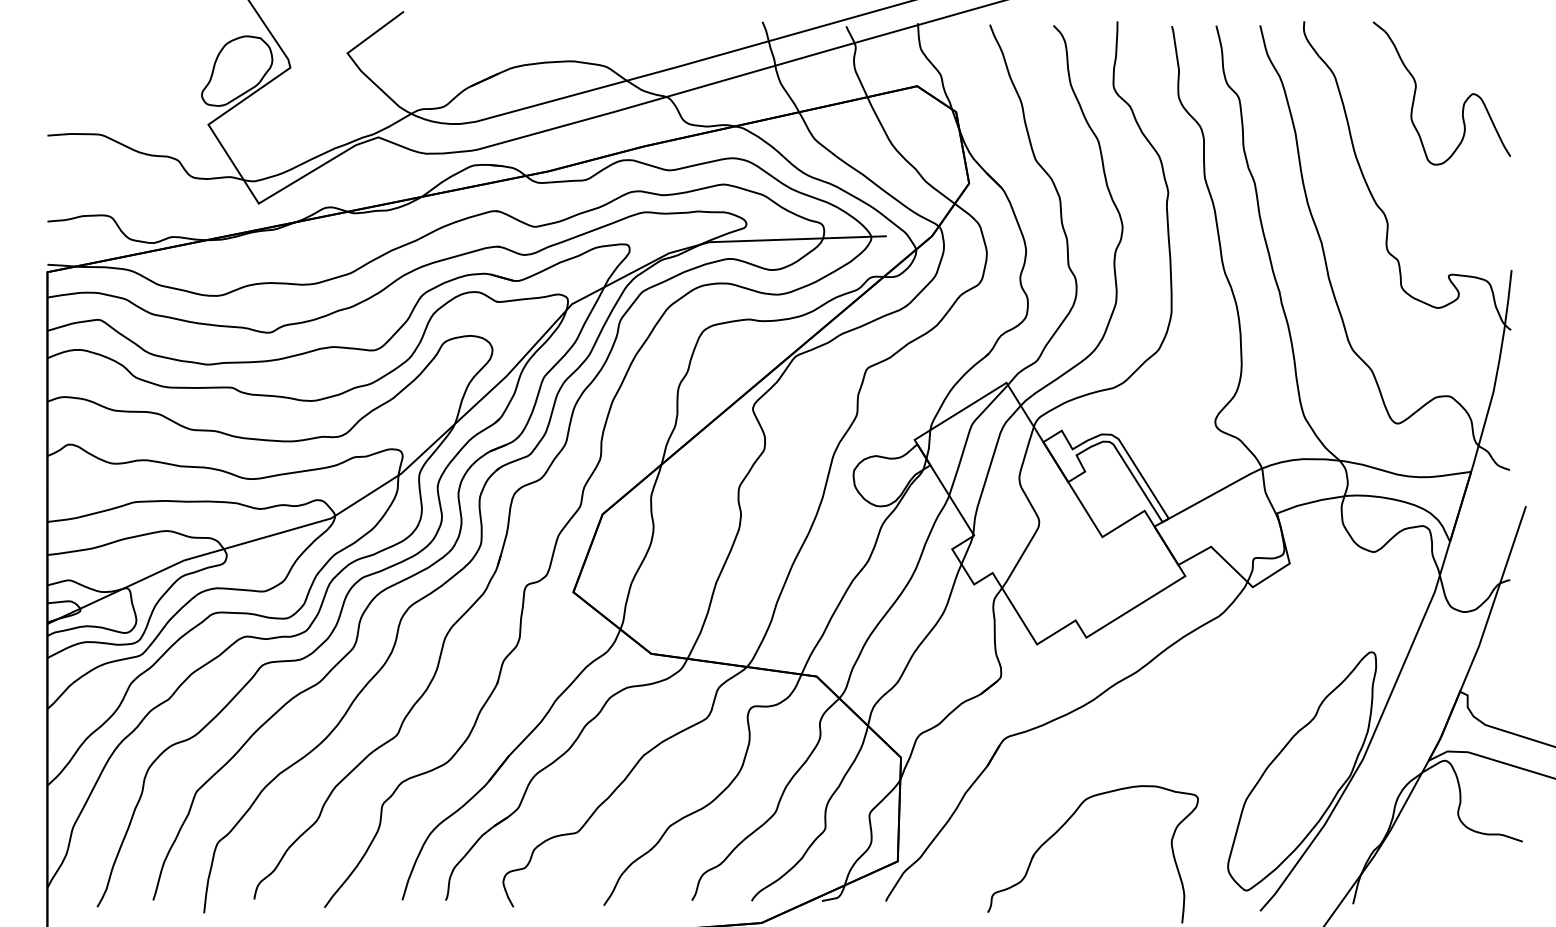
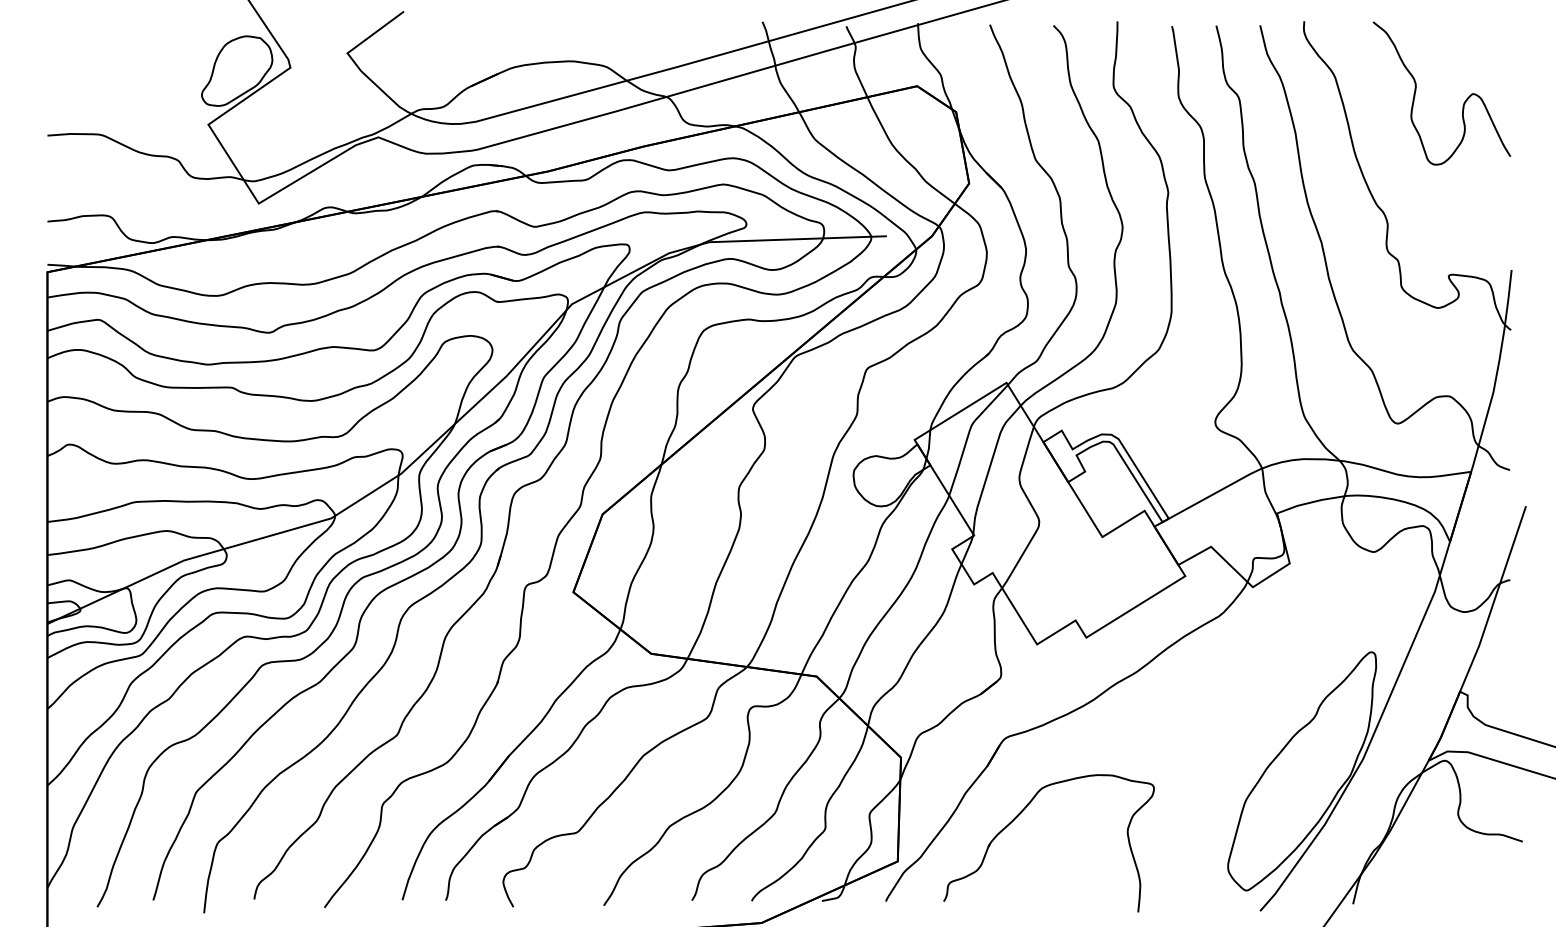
part position: (1064, 825) -> (1020, 814) (1020, 814)
